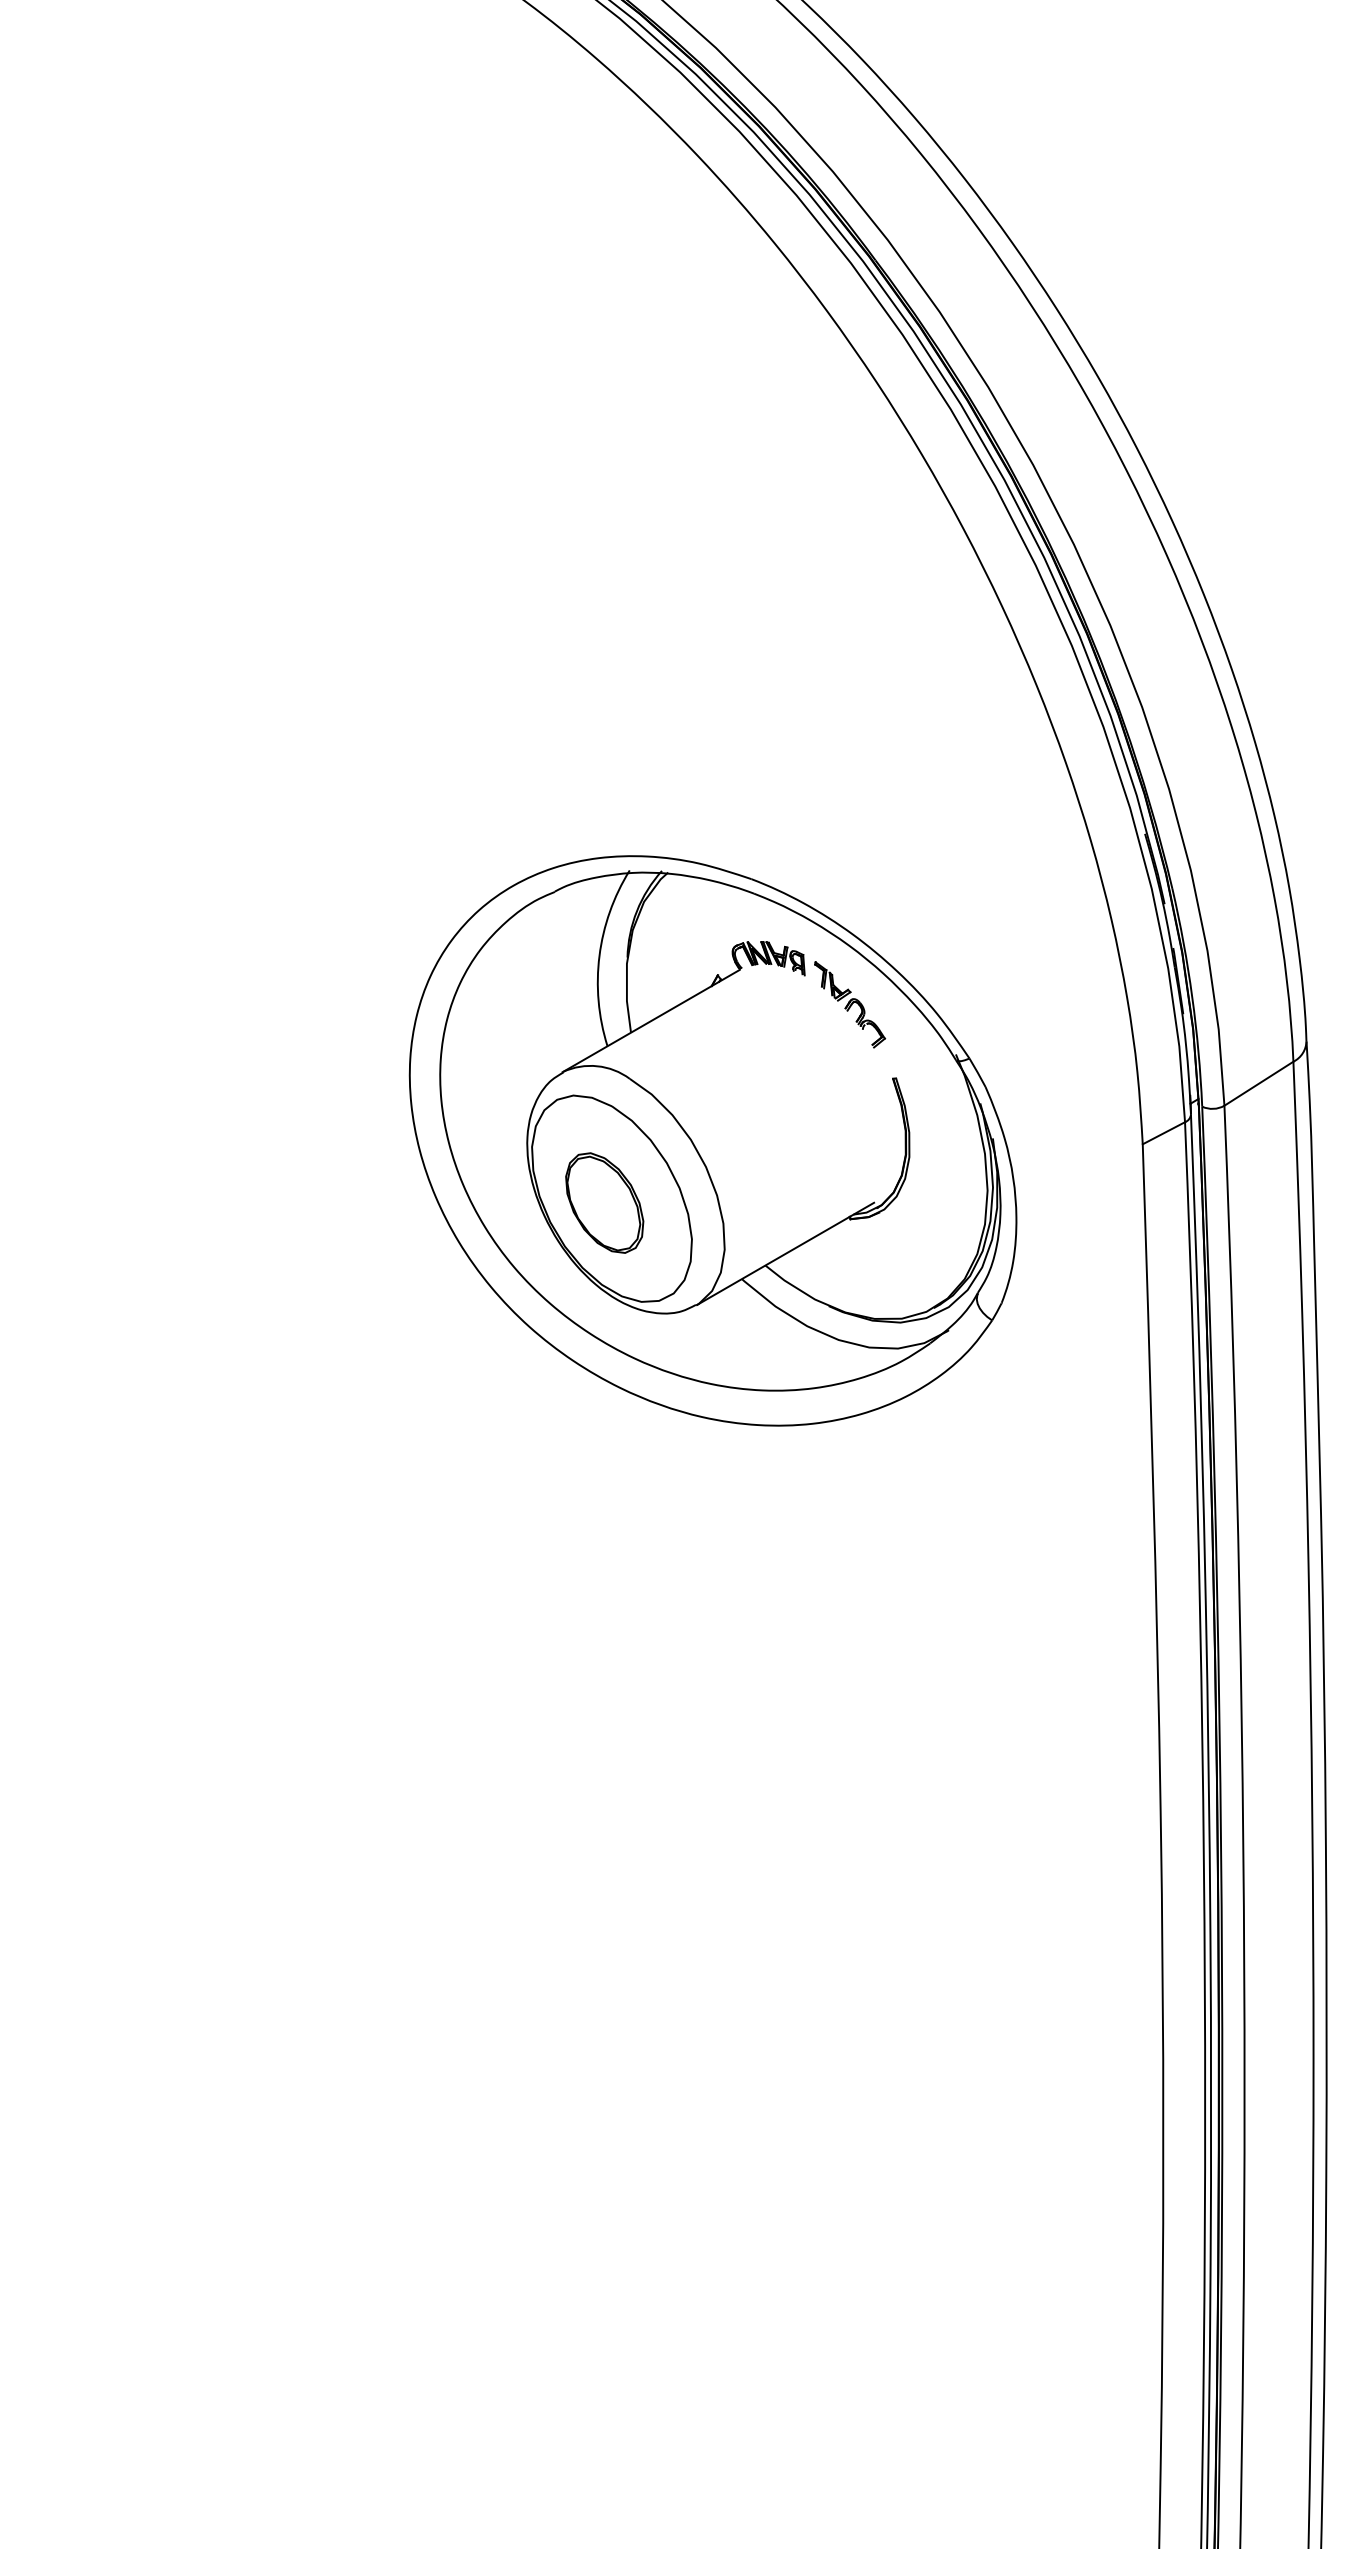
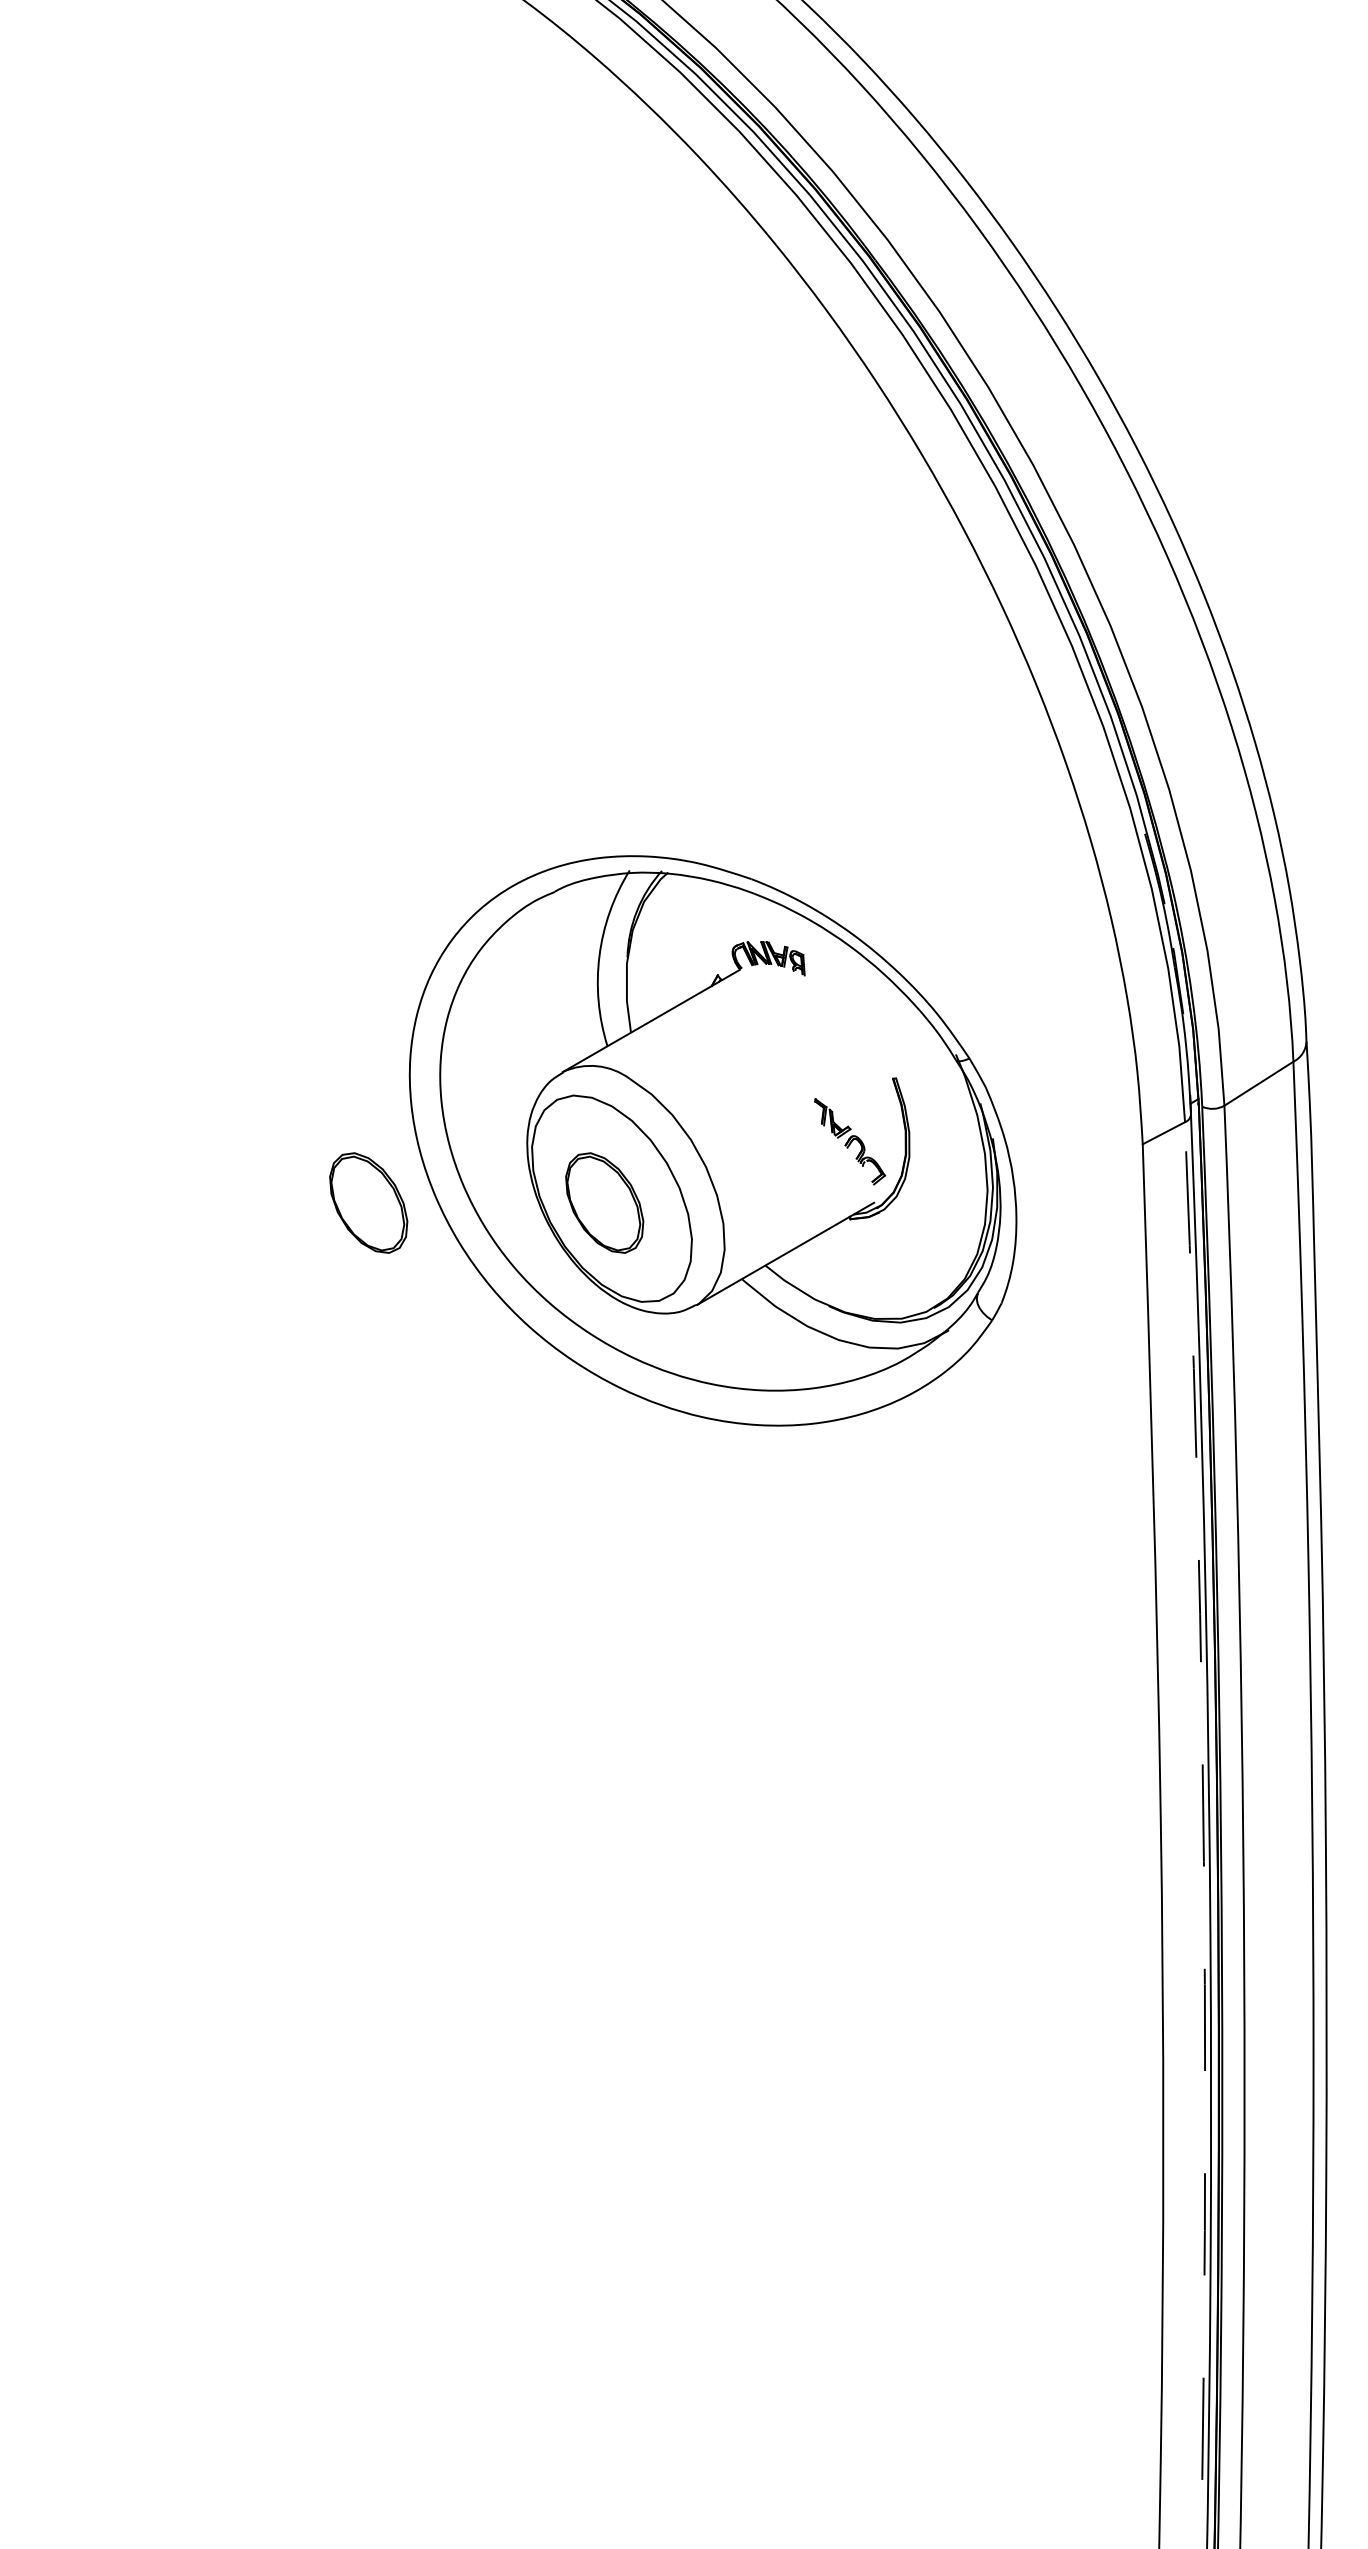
part position: (850, 1004) -> (850, 1141) (850, 1141)
part: none -> present (368, 1202)
arc: solid -> dashed (1203, 1835)
